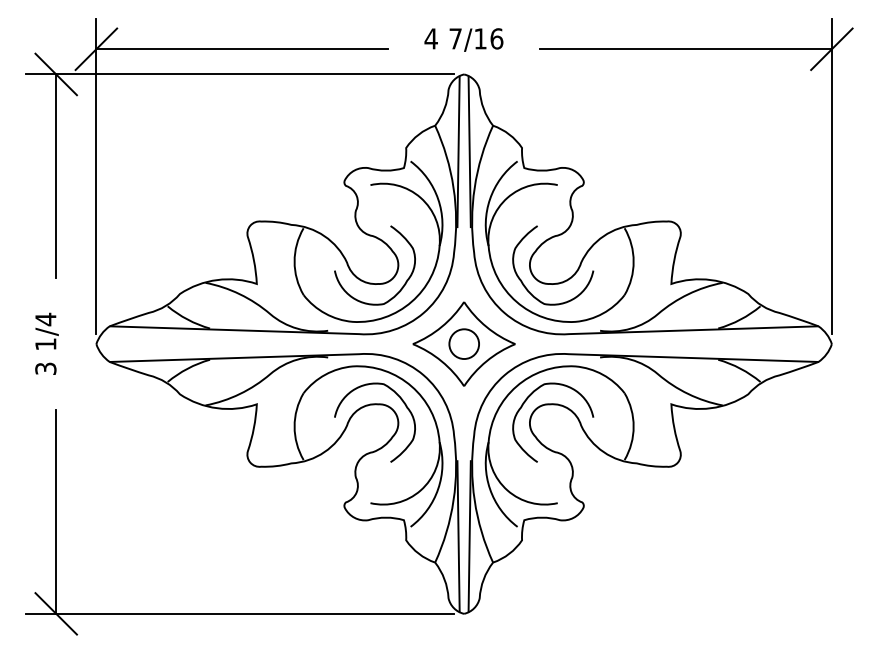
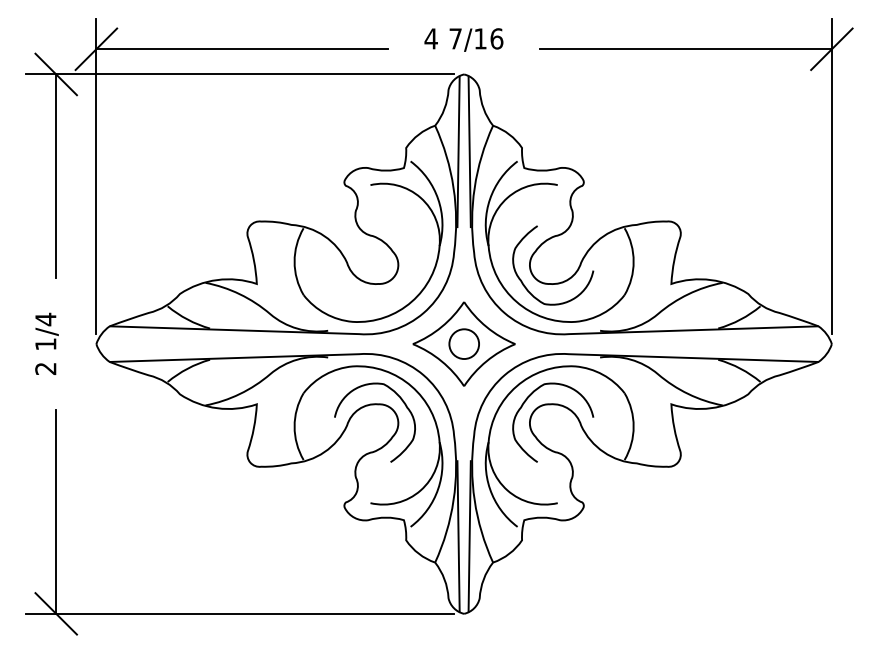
curve: present -> none (403, 284)
text: 3 -> 2 (45, 368)
